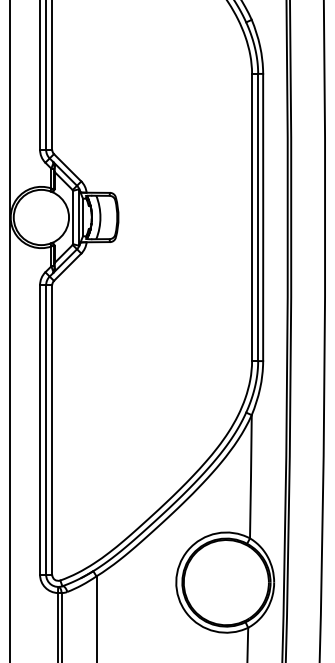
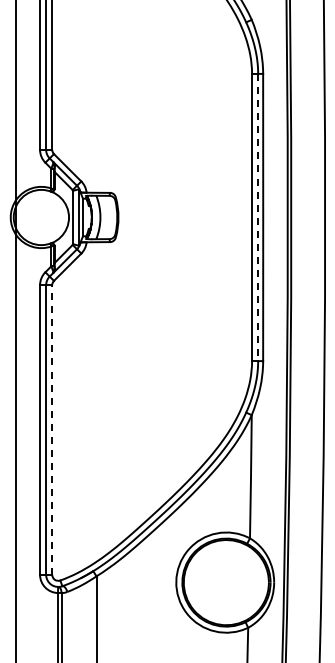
line: solid -> dashed (258, 217)
line position: (9, 330) -> (15, 330) (15, 330)
line: solid -> dashed (52, 429)
